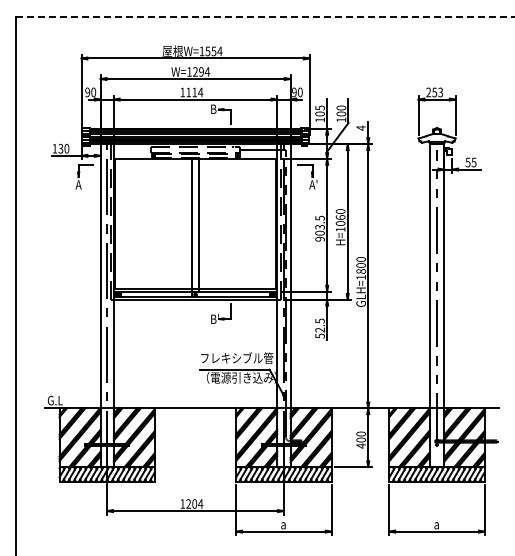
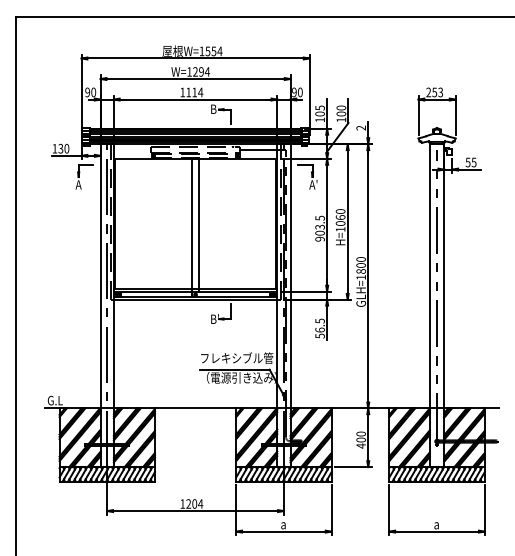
line: dashed -> solid (265, 16)
text: 4 -> 2 (360, 127)
text: 52.5 -> 56.5 (319, 329)
